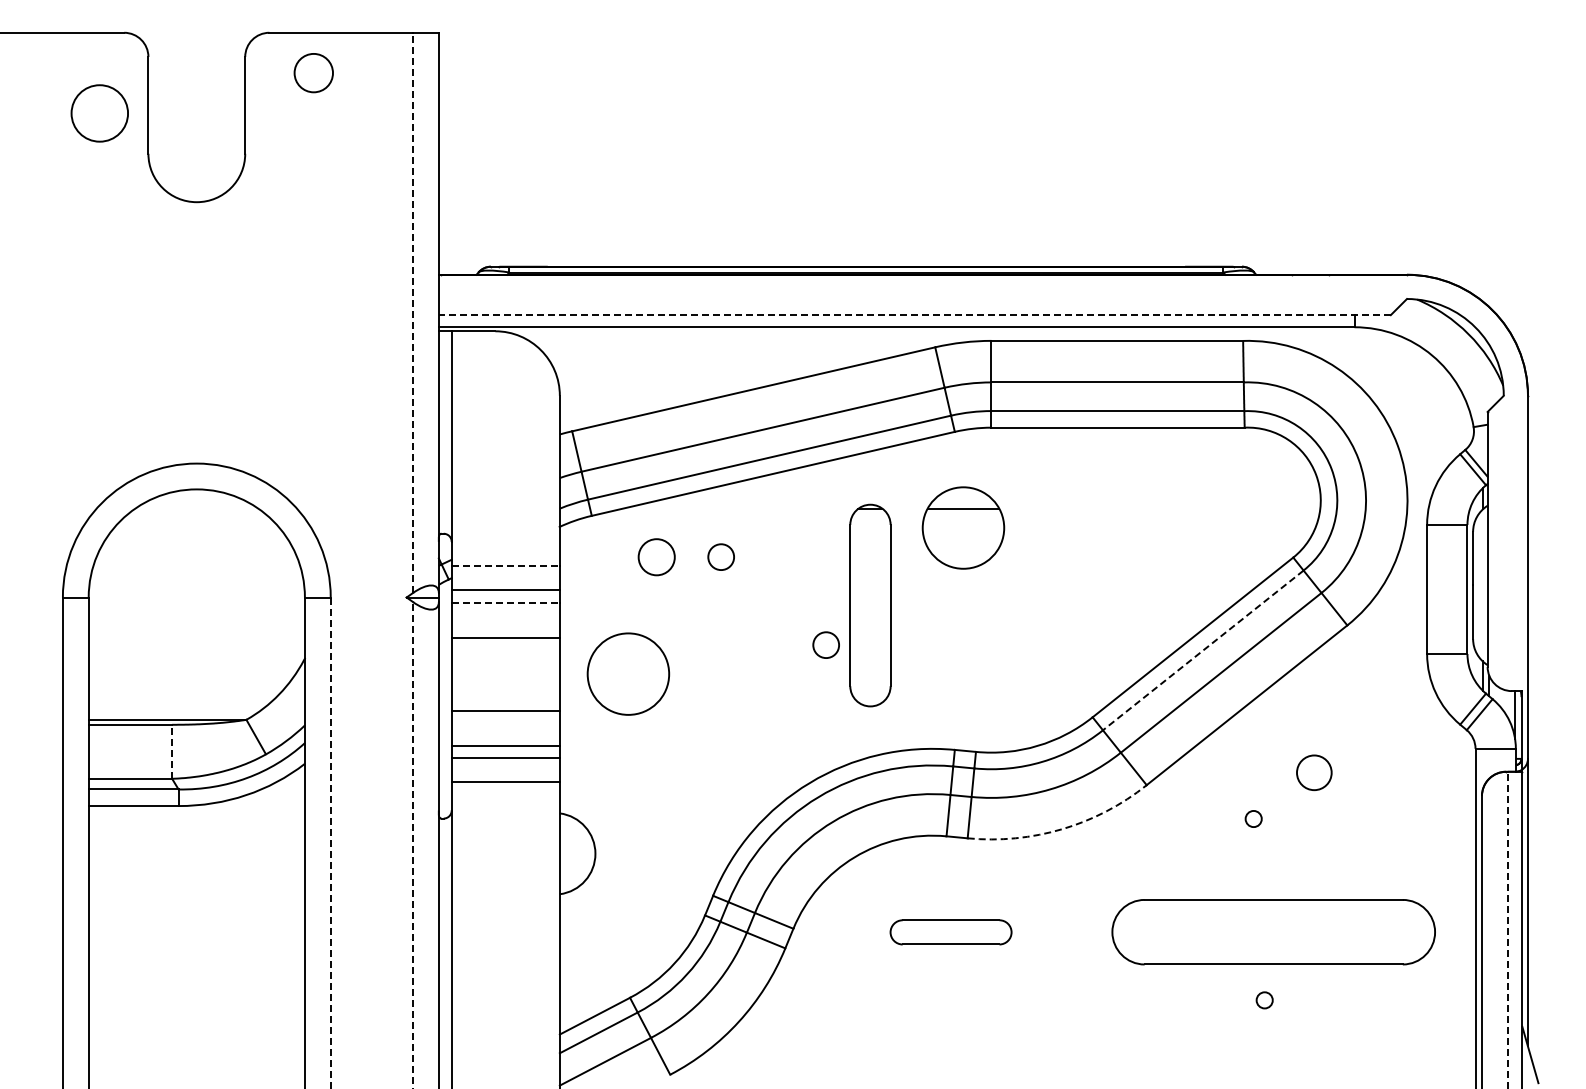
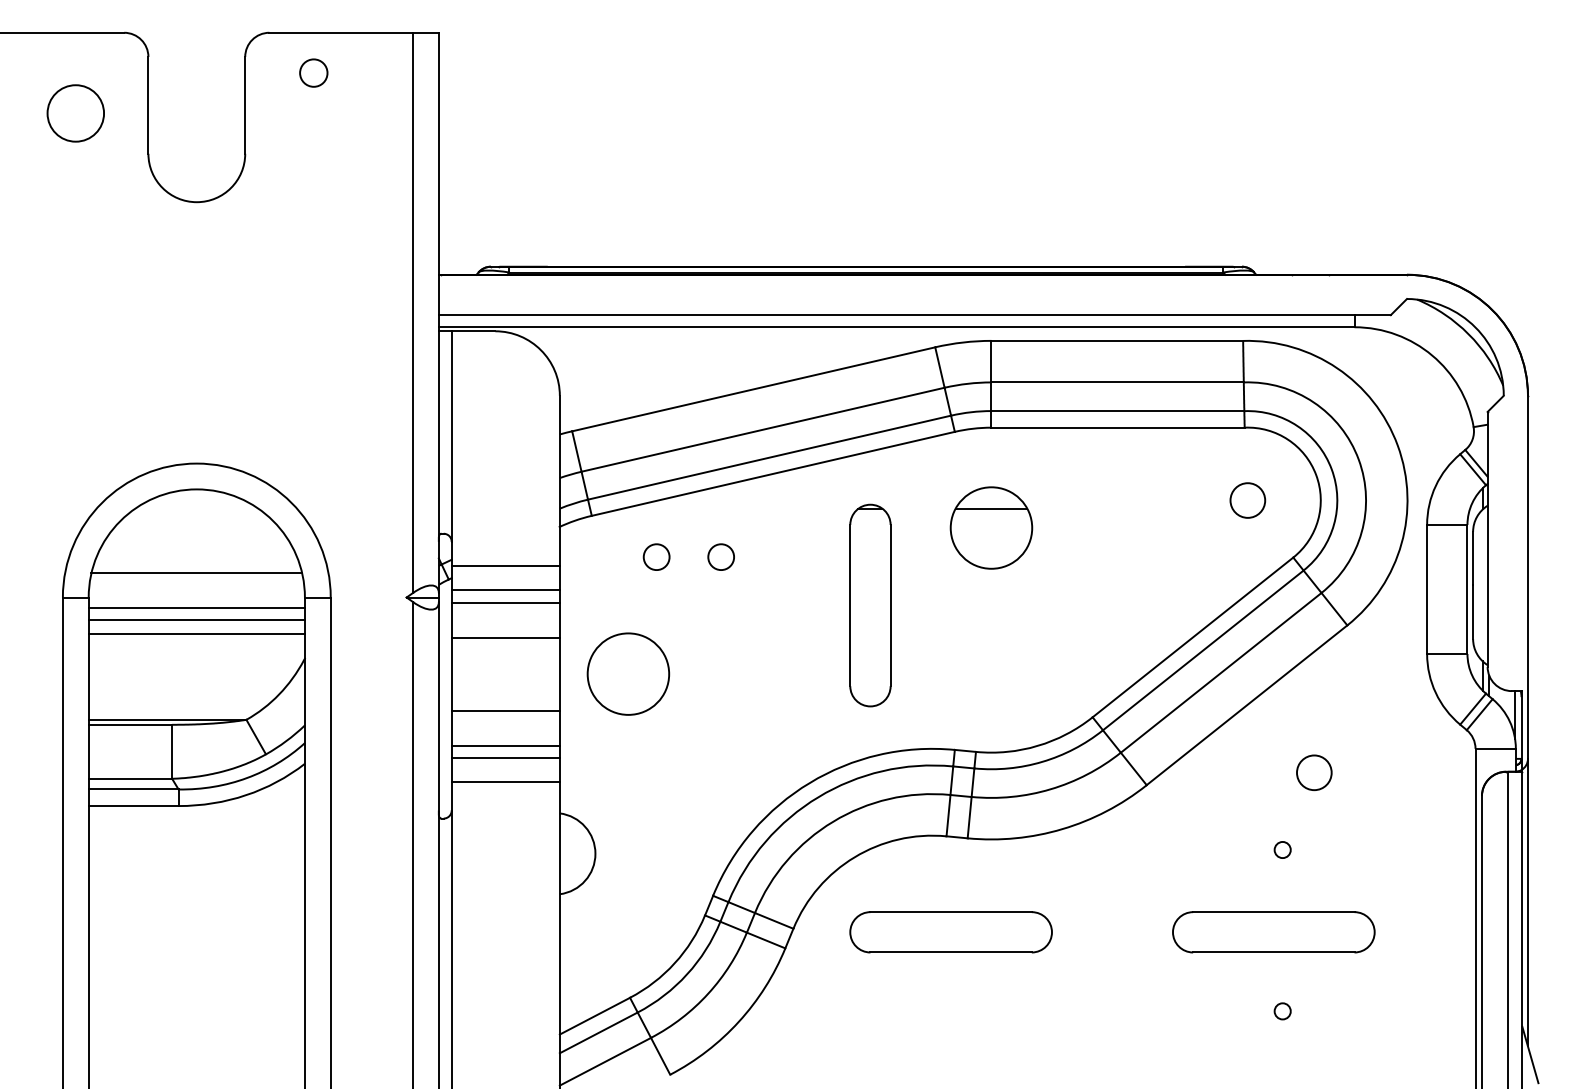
circle diameter: 38 px -> 27 px (313, 72)
circle position: (99, 113) -> (75, 113) (75, 113)
line: dashed -> solid (413, 312)
line: dashed -> solid (914, 315)
circle: none -> present (1247, 500)
part position: (963, 527) -> (991, 527) (991, 527)
circle size: 39x39 px -> 29x28 px (656, 556)
line: dashed -> solid (506, 566)
line: none -> present (196, 573)
line: dashed -> solid (506, 602)
line: none -> present (196, 607)
line: none -> present (196, 620)
line: none -> present (196, 633)
circle: present -> none (825, 644)
line: dashed -> solid (1202, 650)
line: dashed -> solid (172, 751)
circle position: (1253, 818) -> (1282, 849) (1282, 849)
arc: dashed -> solid (1062, 829)
line: dashed -> solid (330, 843)
line: dashed -> solid (413, 844)
line: dashed -> solid (1507, 929)
part size: 124x27 px -> 204x43 px (950, 932)
part size: 325x67 px -> 204x43 px (1273, 932)
circle position: (1264, 1000) -> (1282, 1011) (1282, 1011)
